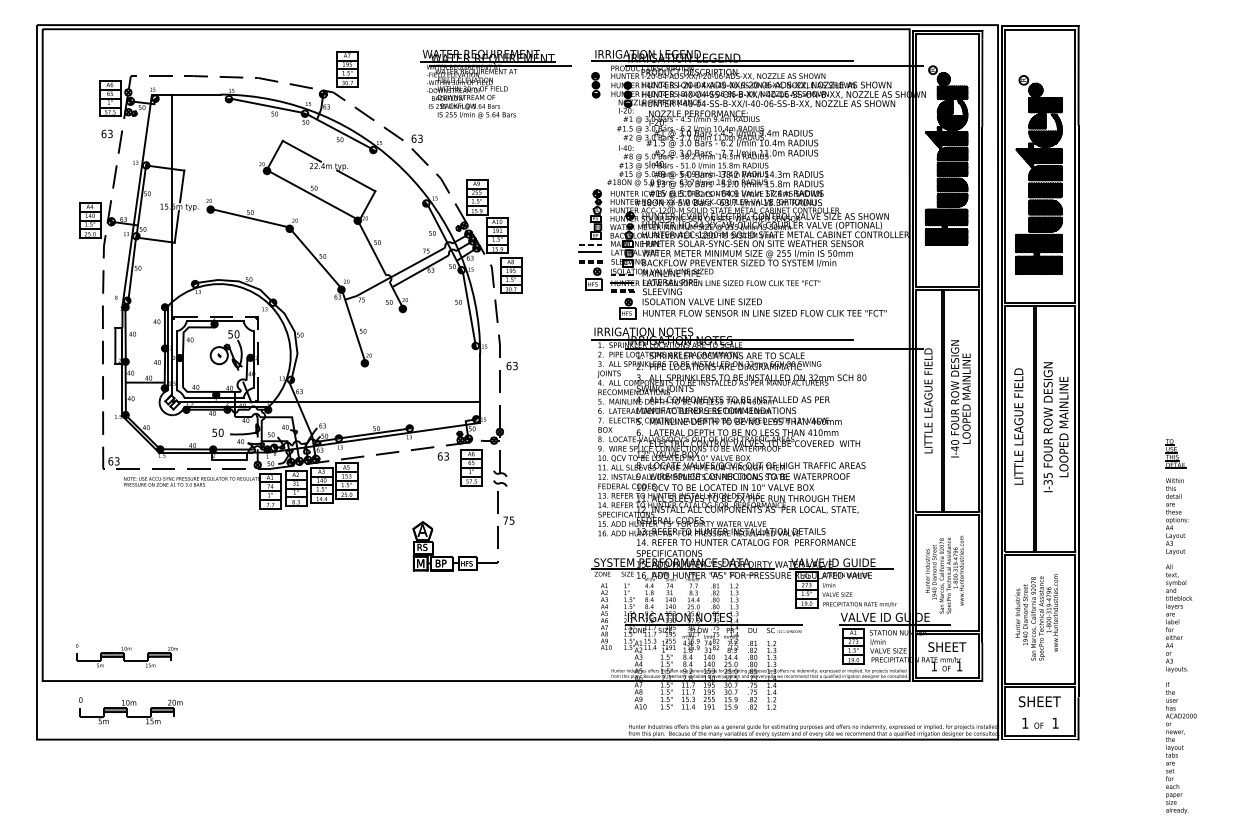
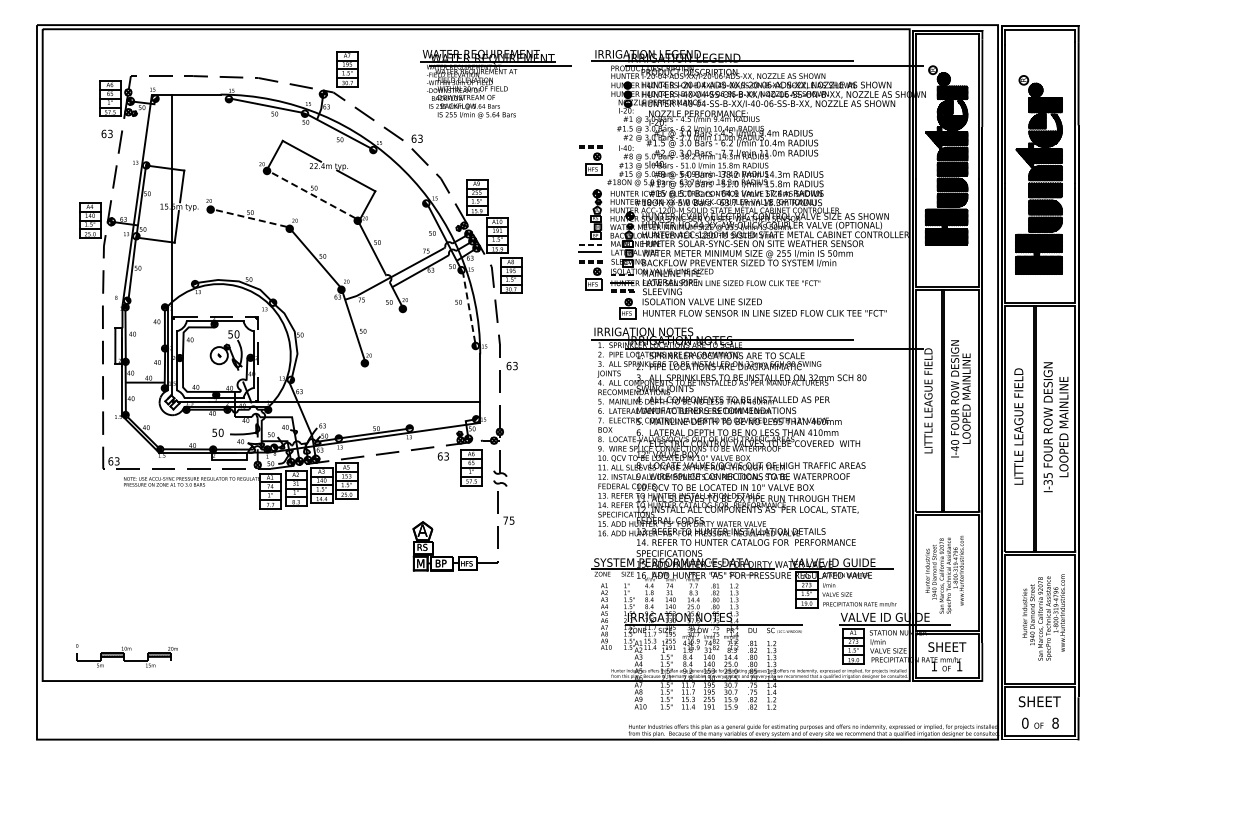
part: present -> none (595, 85)
part: none -> present (590, 160)
line: solid -> dashed (312, 195)
line: solid -> dashed (250, 218)
line: solid -> dashed (469, 307)
text position: (1036, 617) -> (1043, 617) (1043, 617)
part: present -> none (1180, 626)
part: present -> none (130, 710)
text: 1 -> 0 (1025, 722)
text: 1 -> 8 (1055, 722)
